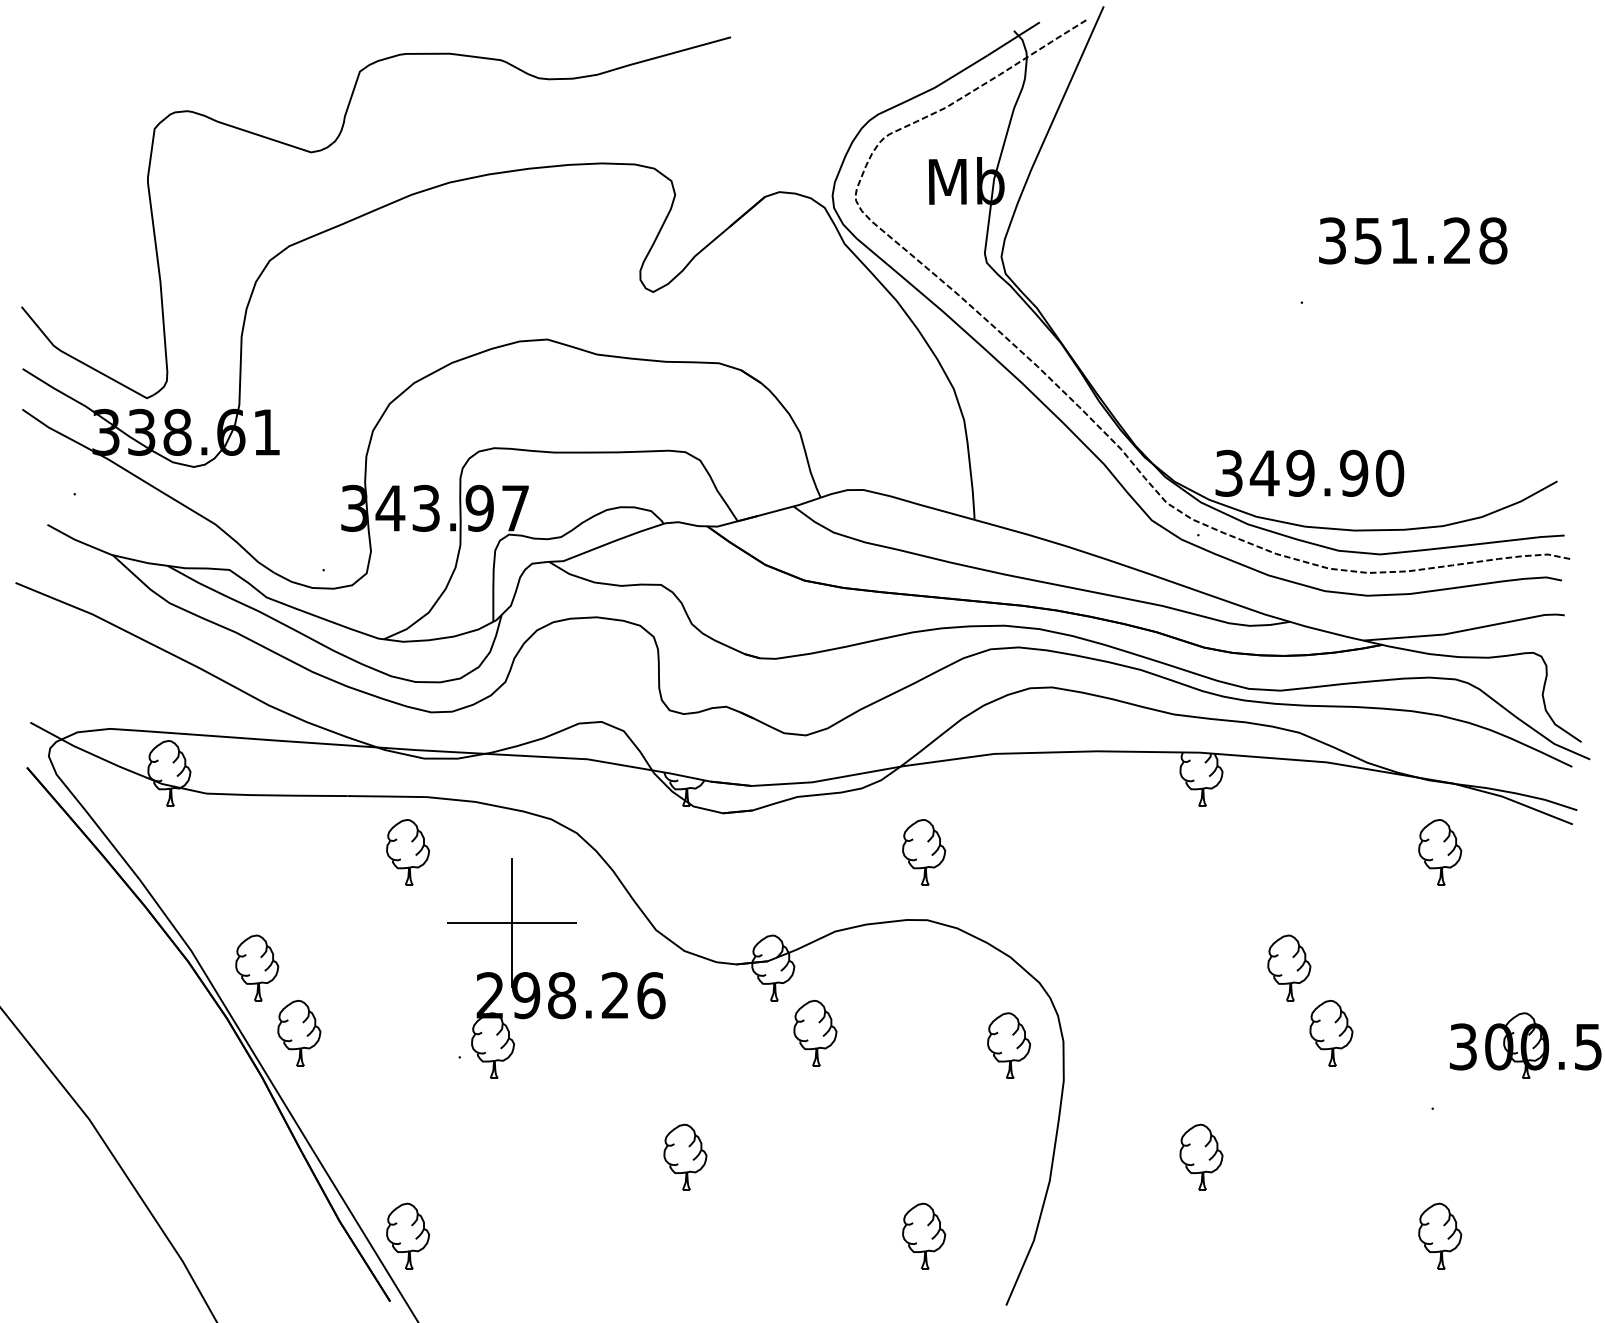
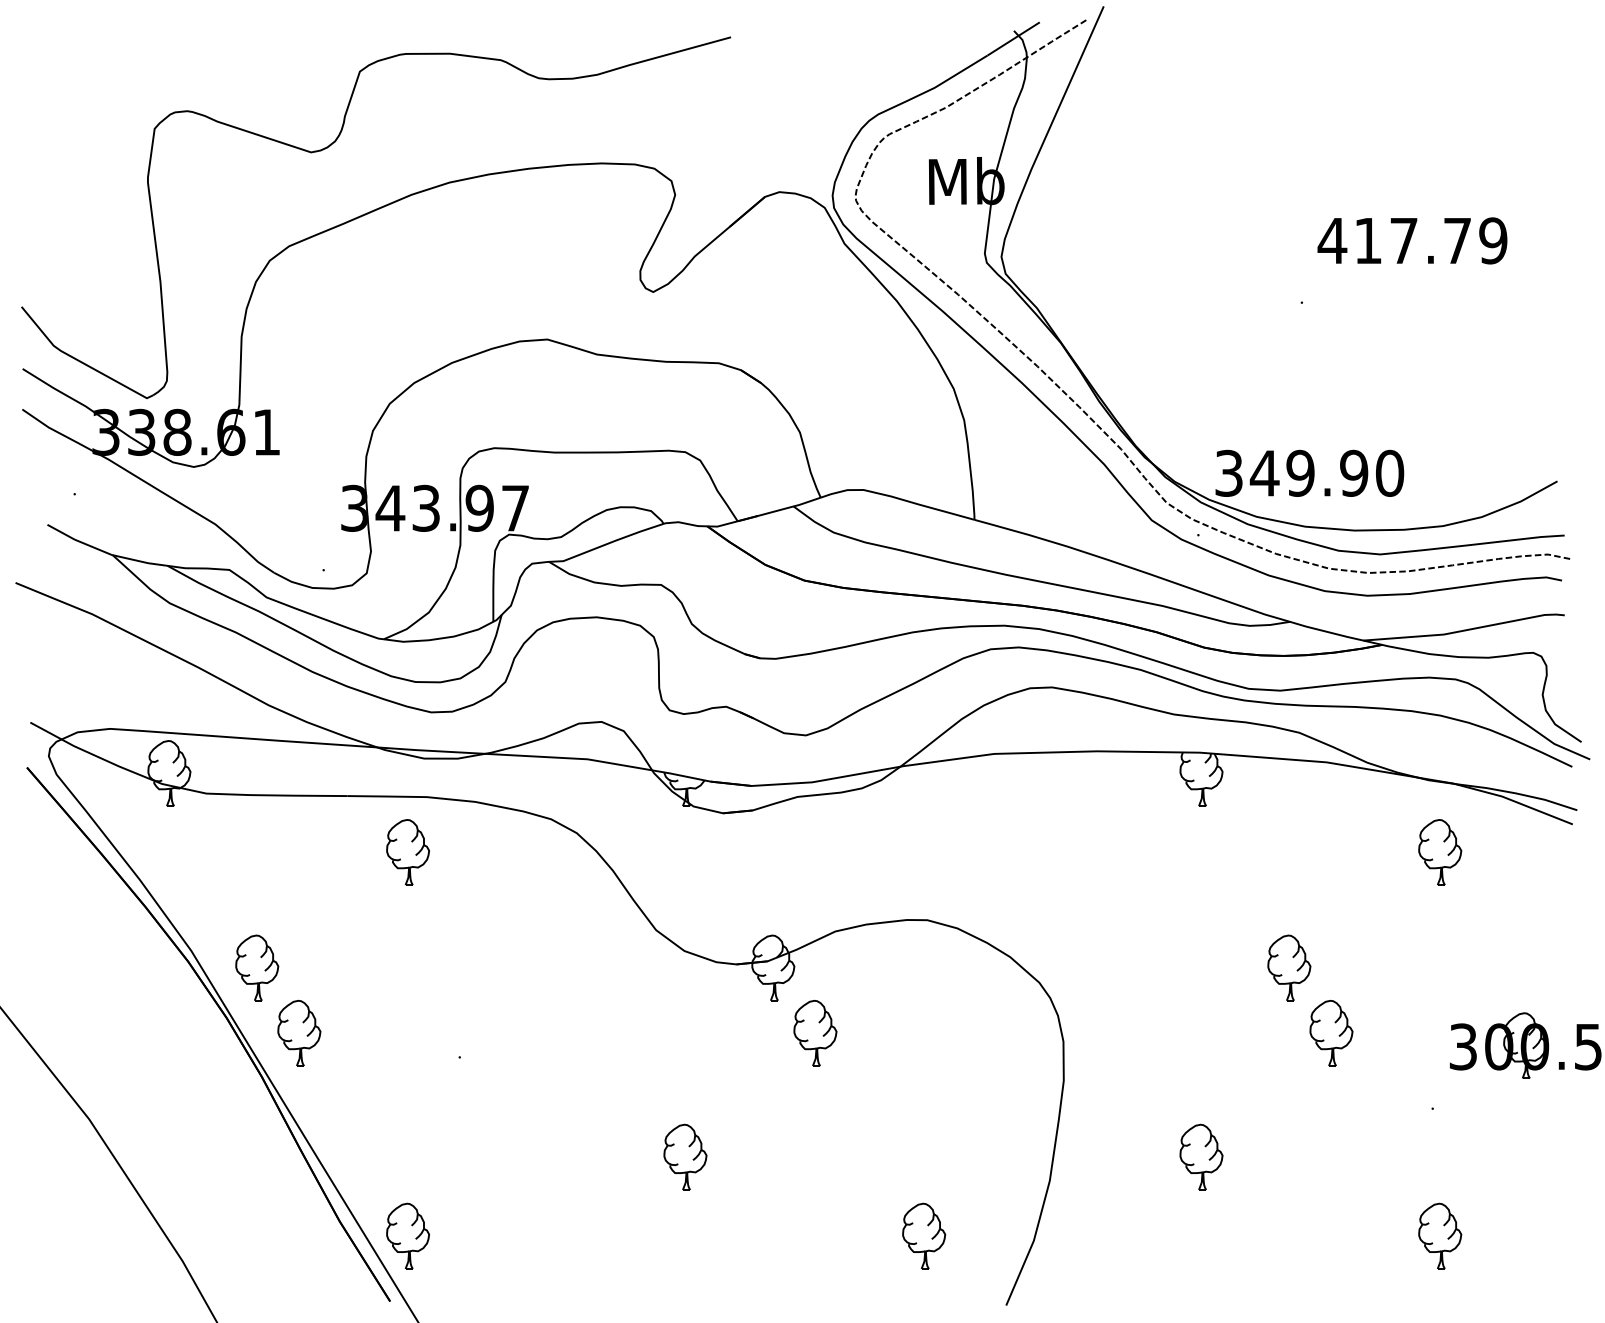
text: 351.28 -> 417.79 (1412, 240)
part: present -> none (924, 852)
part: present -> none (556, 968)
part: present -> none (1009, 1045)
